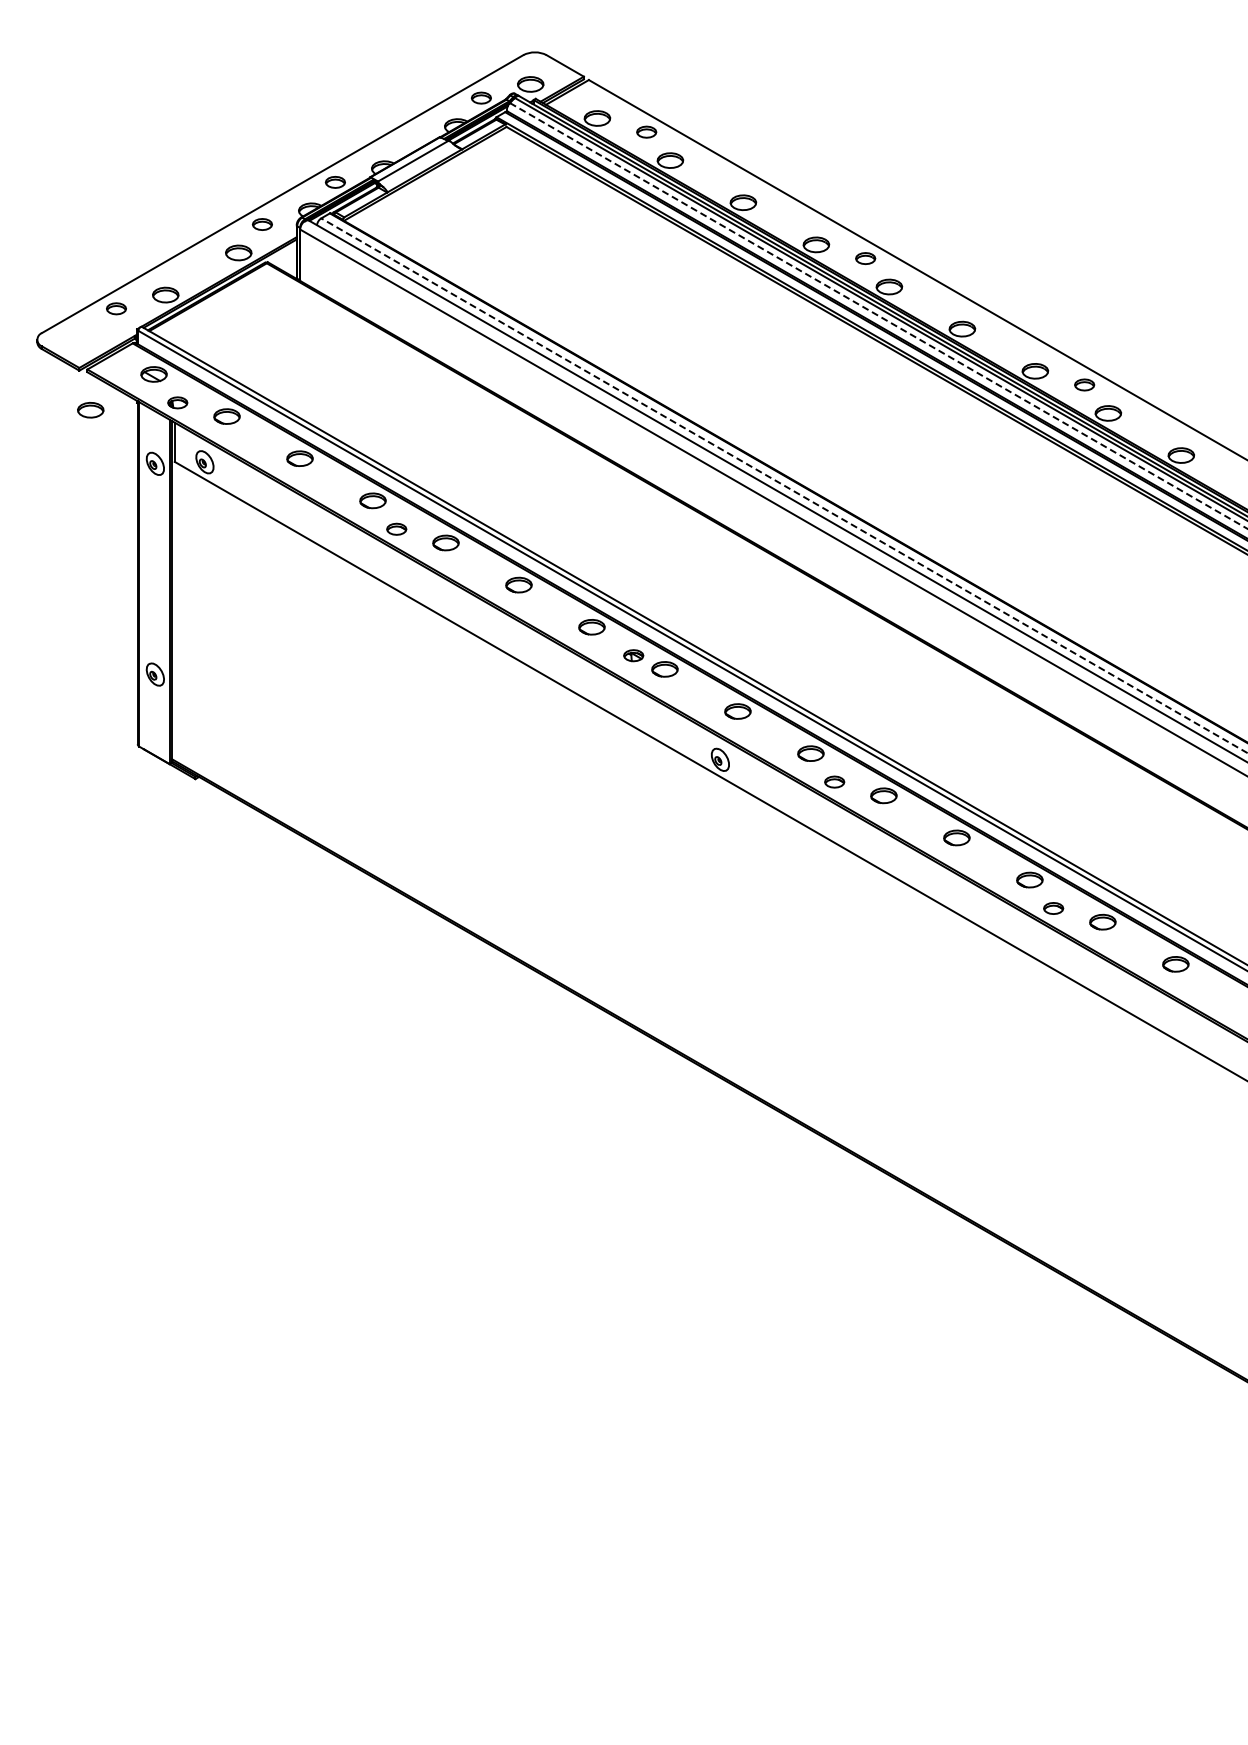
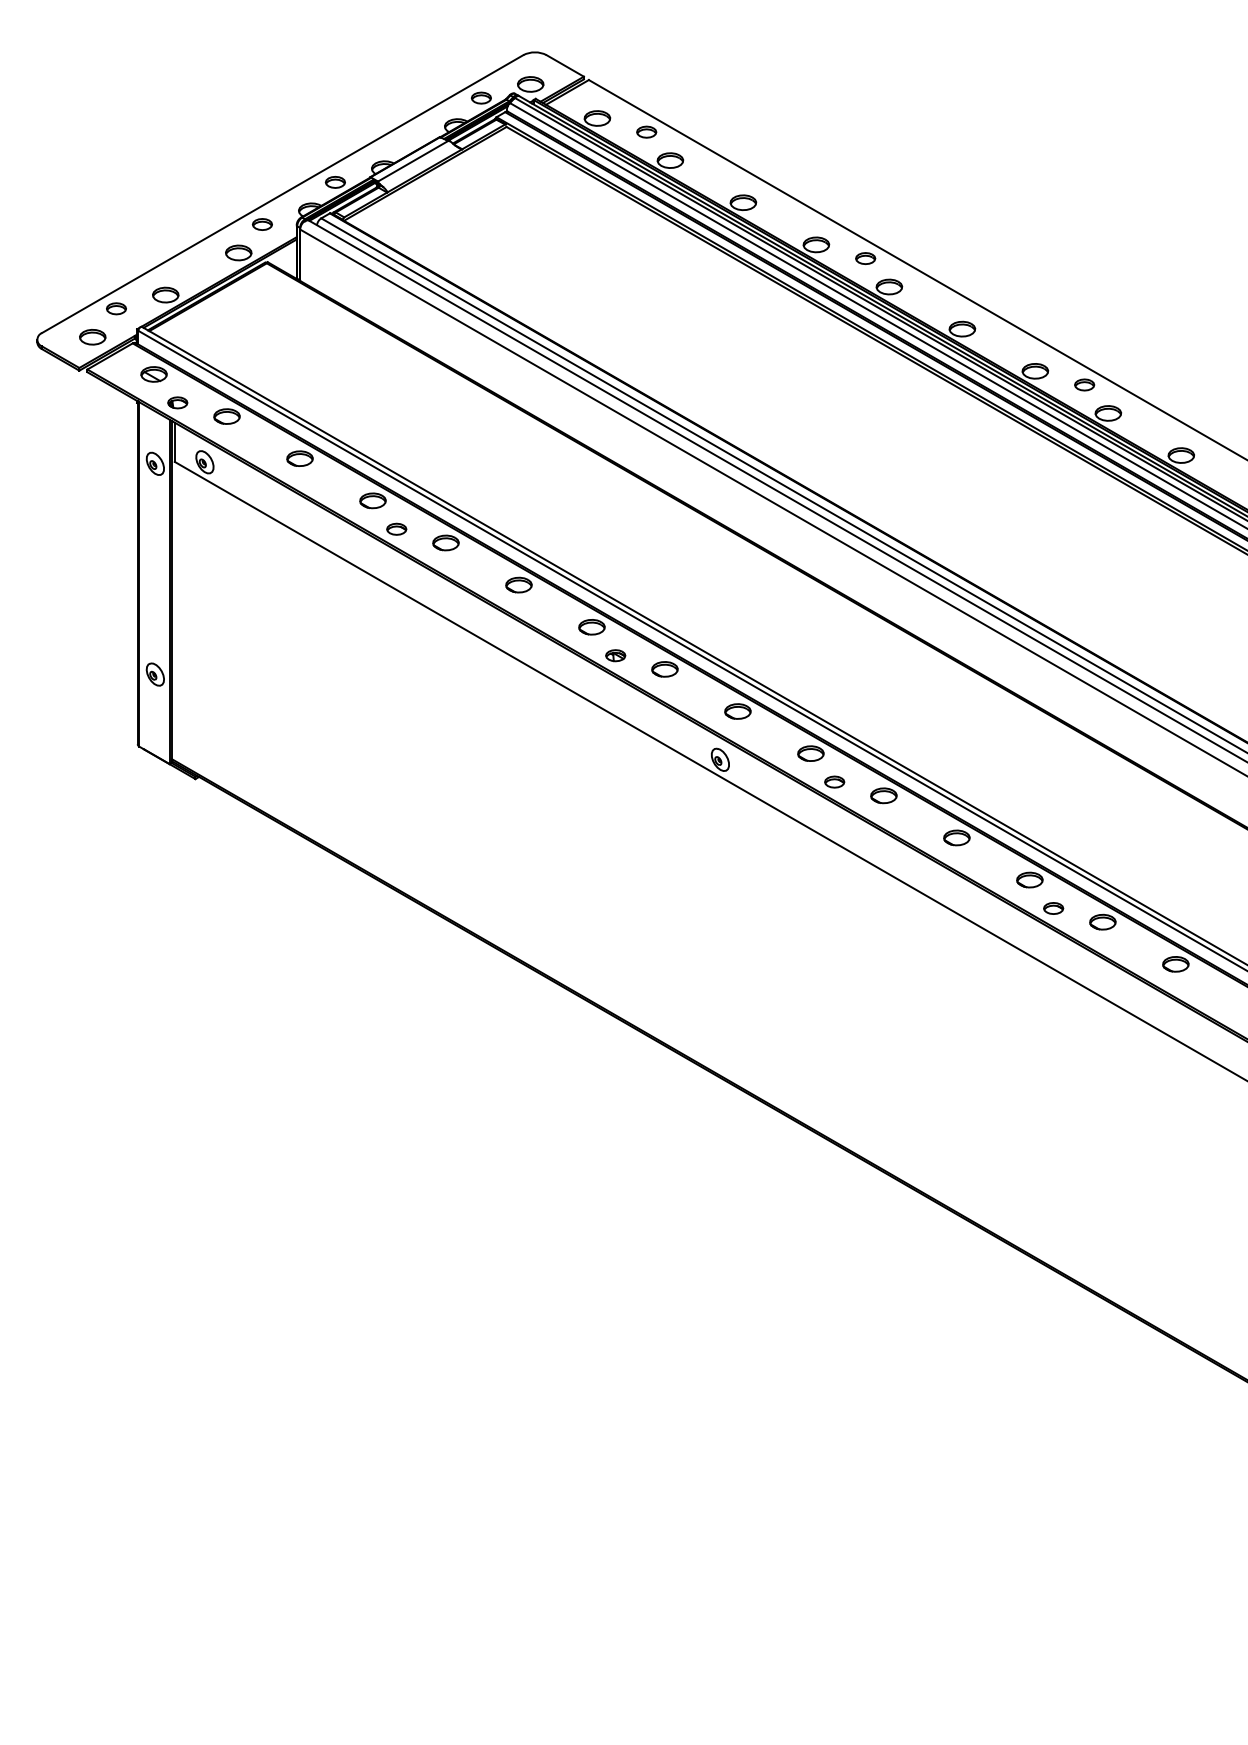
line: dashed -> solid (878, 316)
part position: (90, 410) -> (92, 337) (92, 337)
line: dashed -> solid (784, 485)
part position: (633, 655) -> (615, 655) (615, 655)
